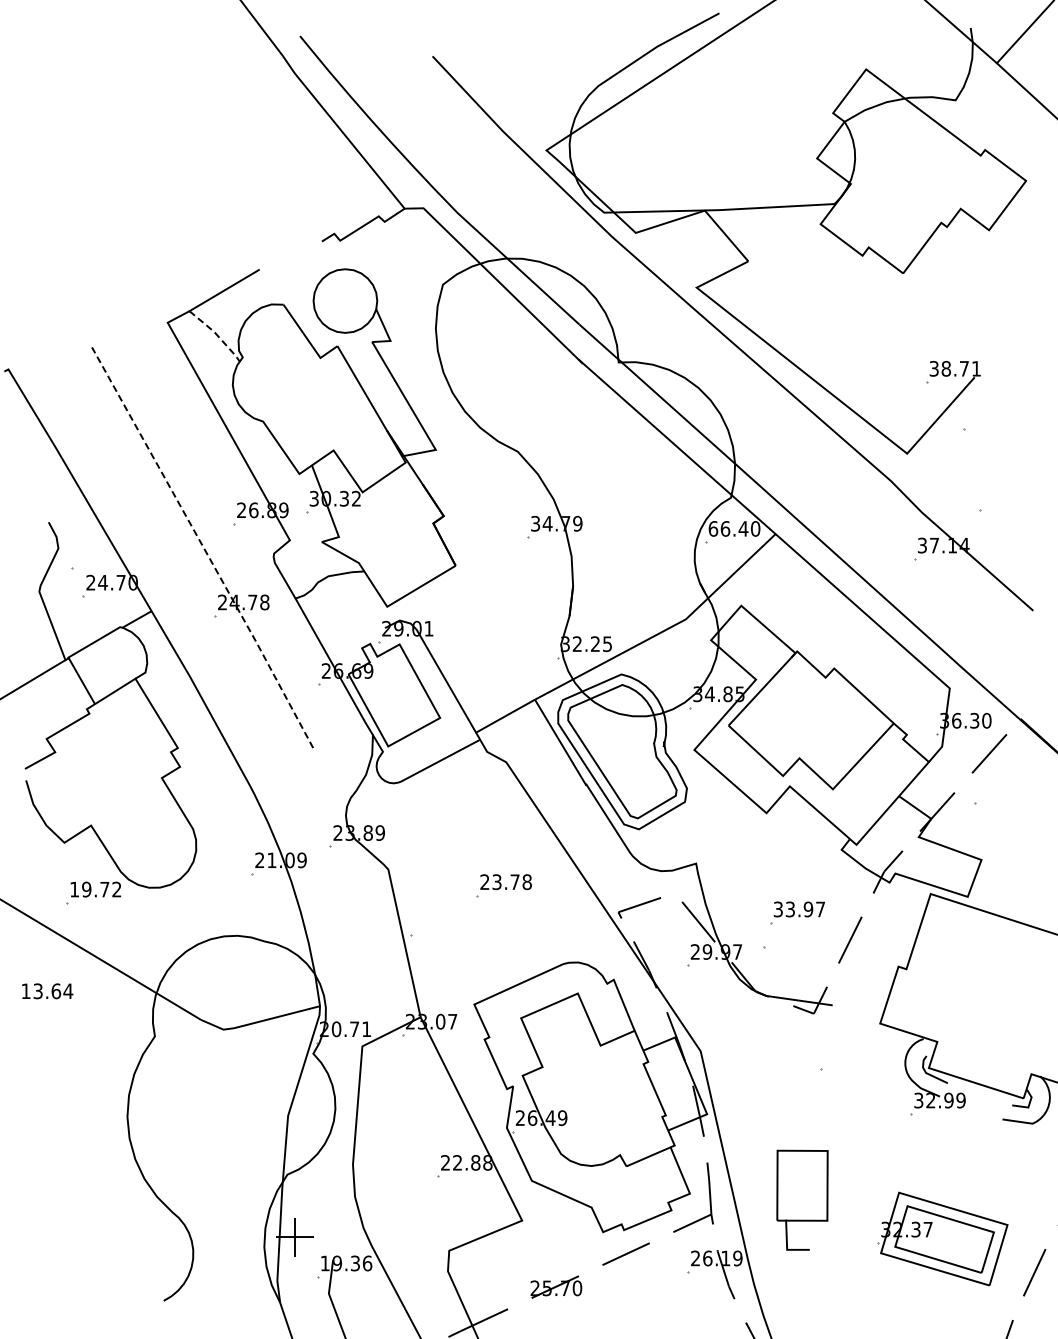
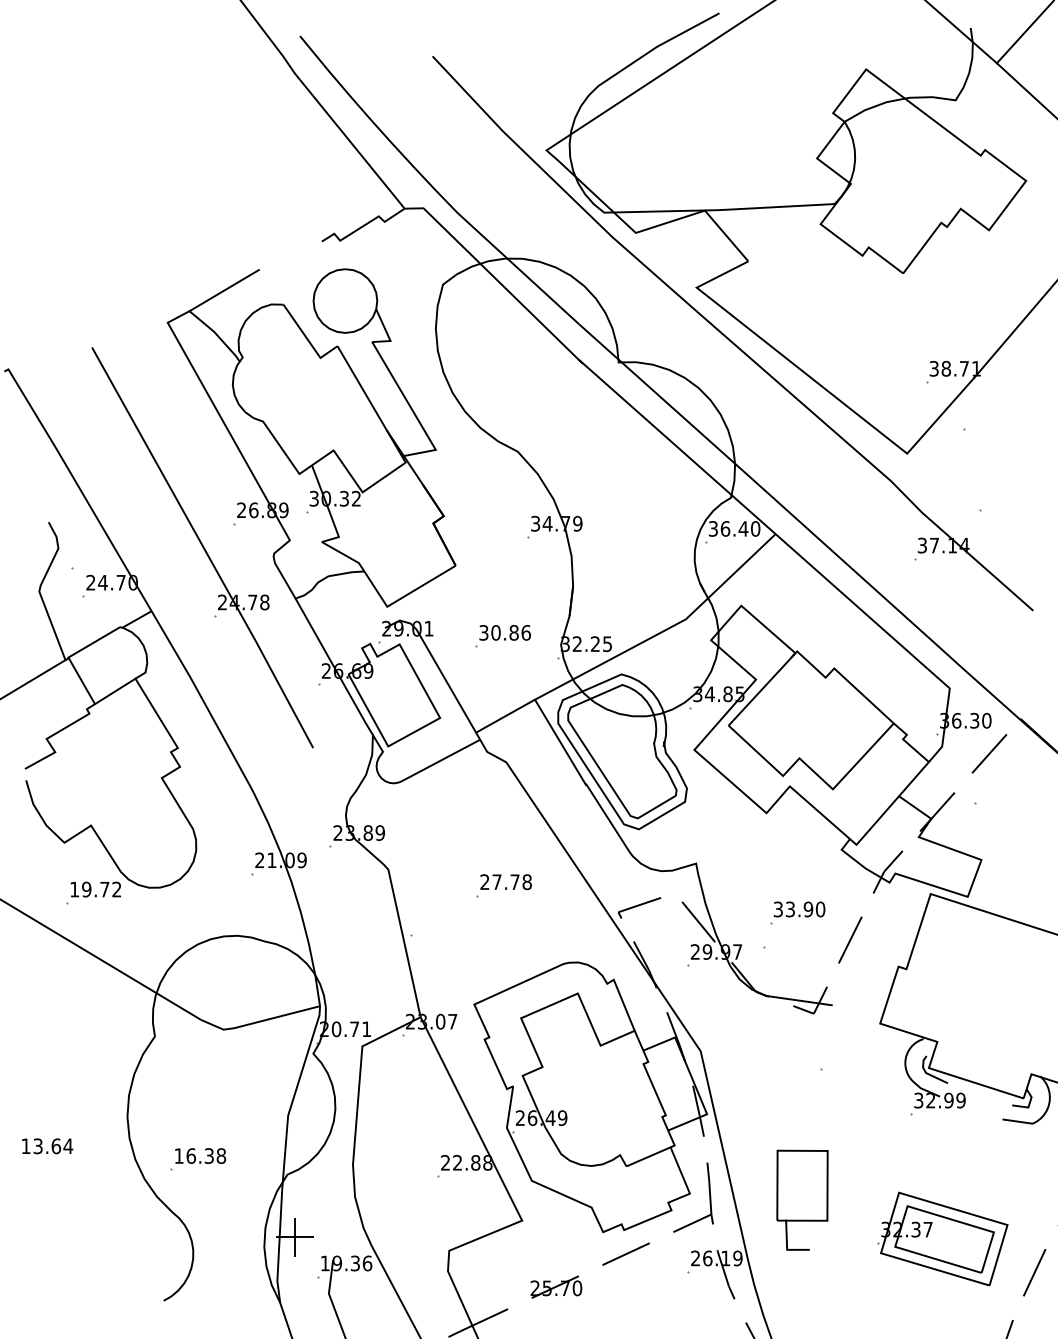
line: none -> present (1014, 330)
line: dashed -> solid (216, 334)
text: 66.40 -> 36.40 (713, 528)
line: dashed -> solid (203, 547)
part: none -> present (502, 636)
text: 23.78 -> 27.78 (496, 882)
text: 33.97 -> 33.90 (820, 909)
text position: (47, 991) -> (47, 1146) (47, 1146)
part: none -> present (198, 1159)
